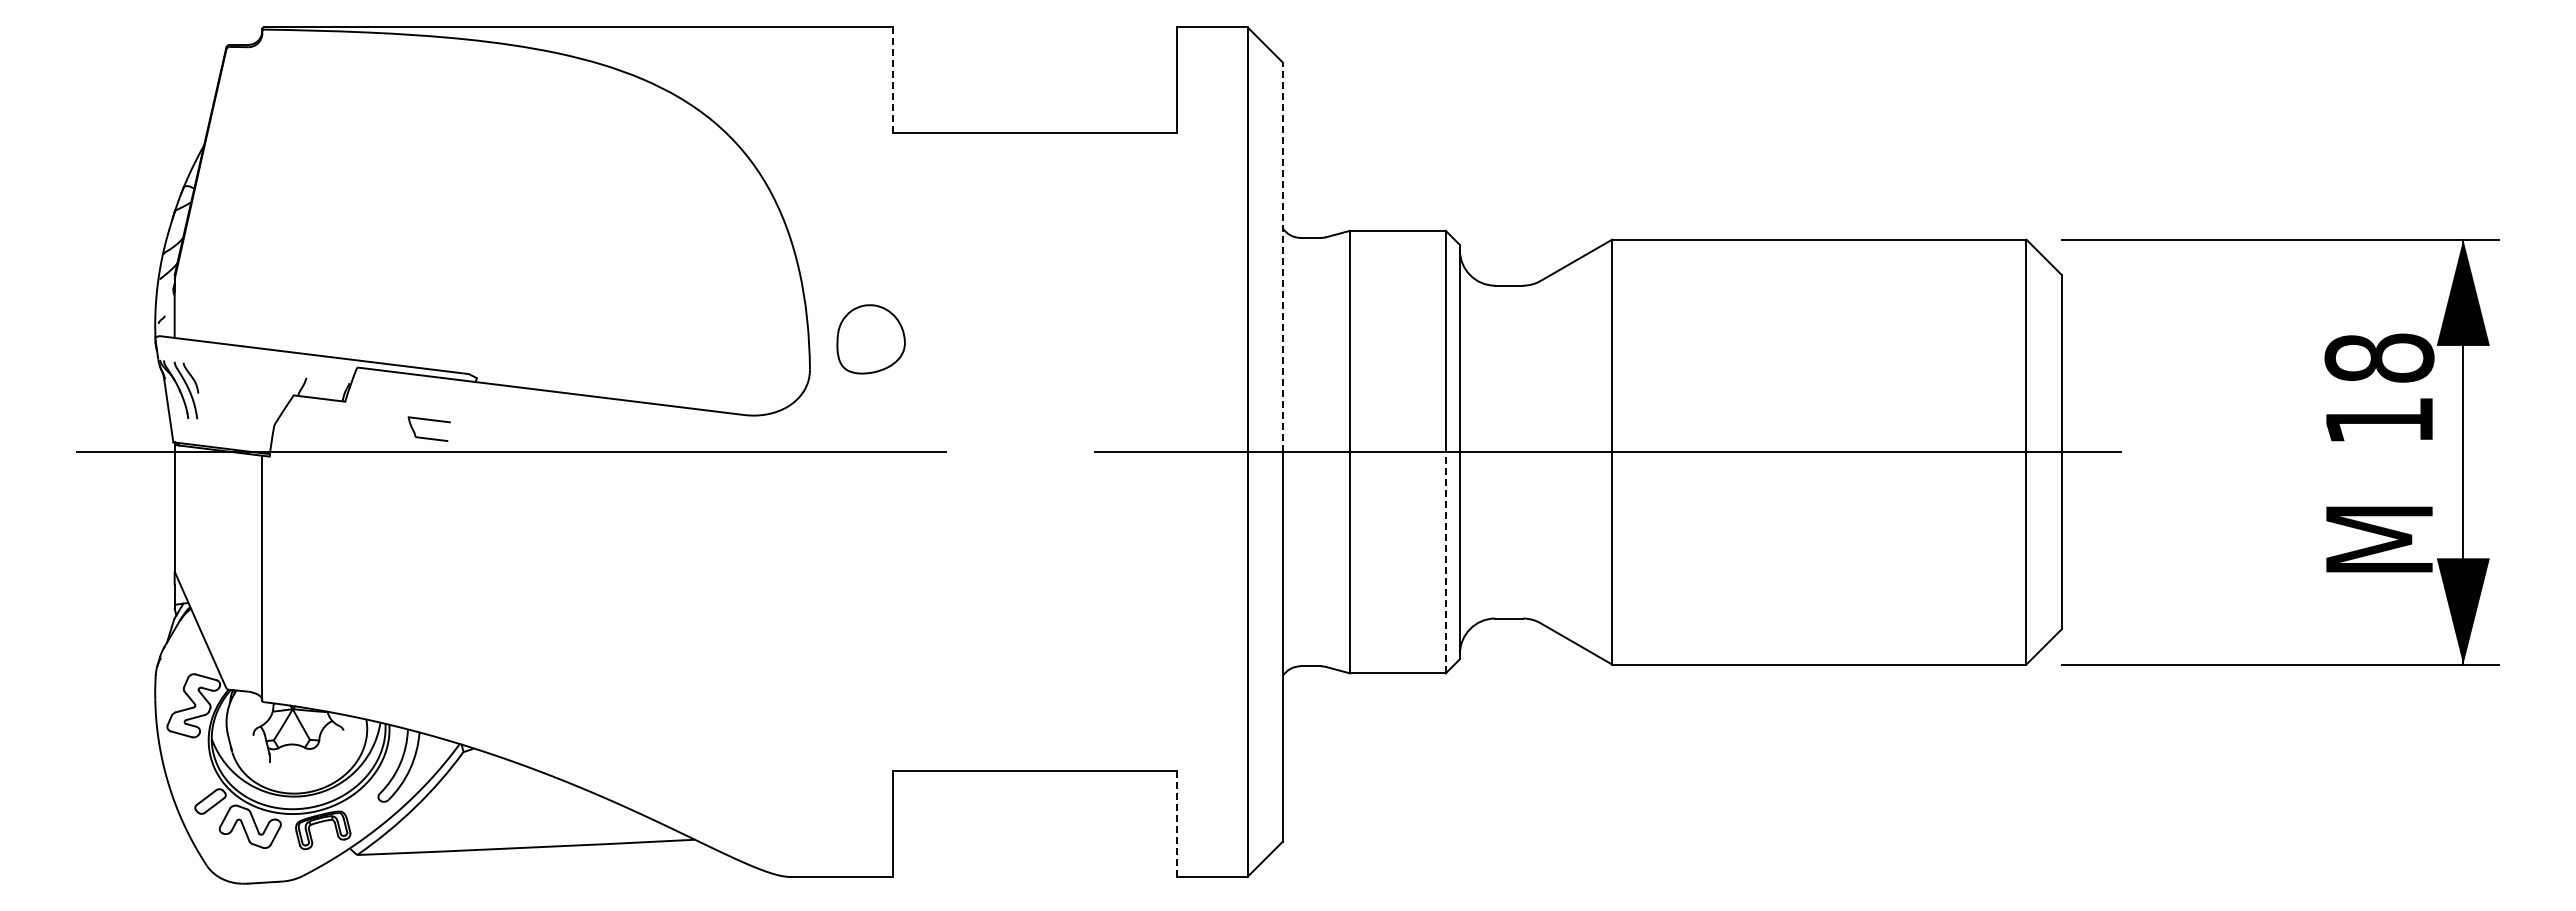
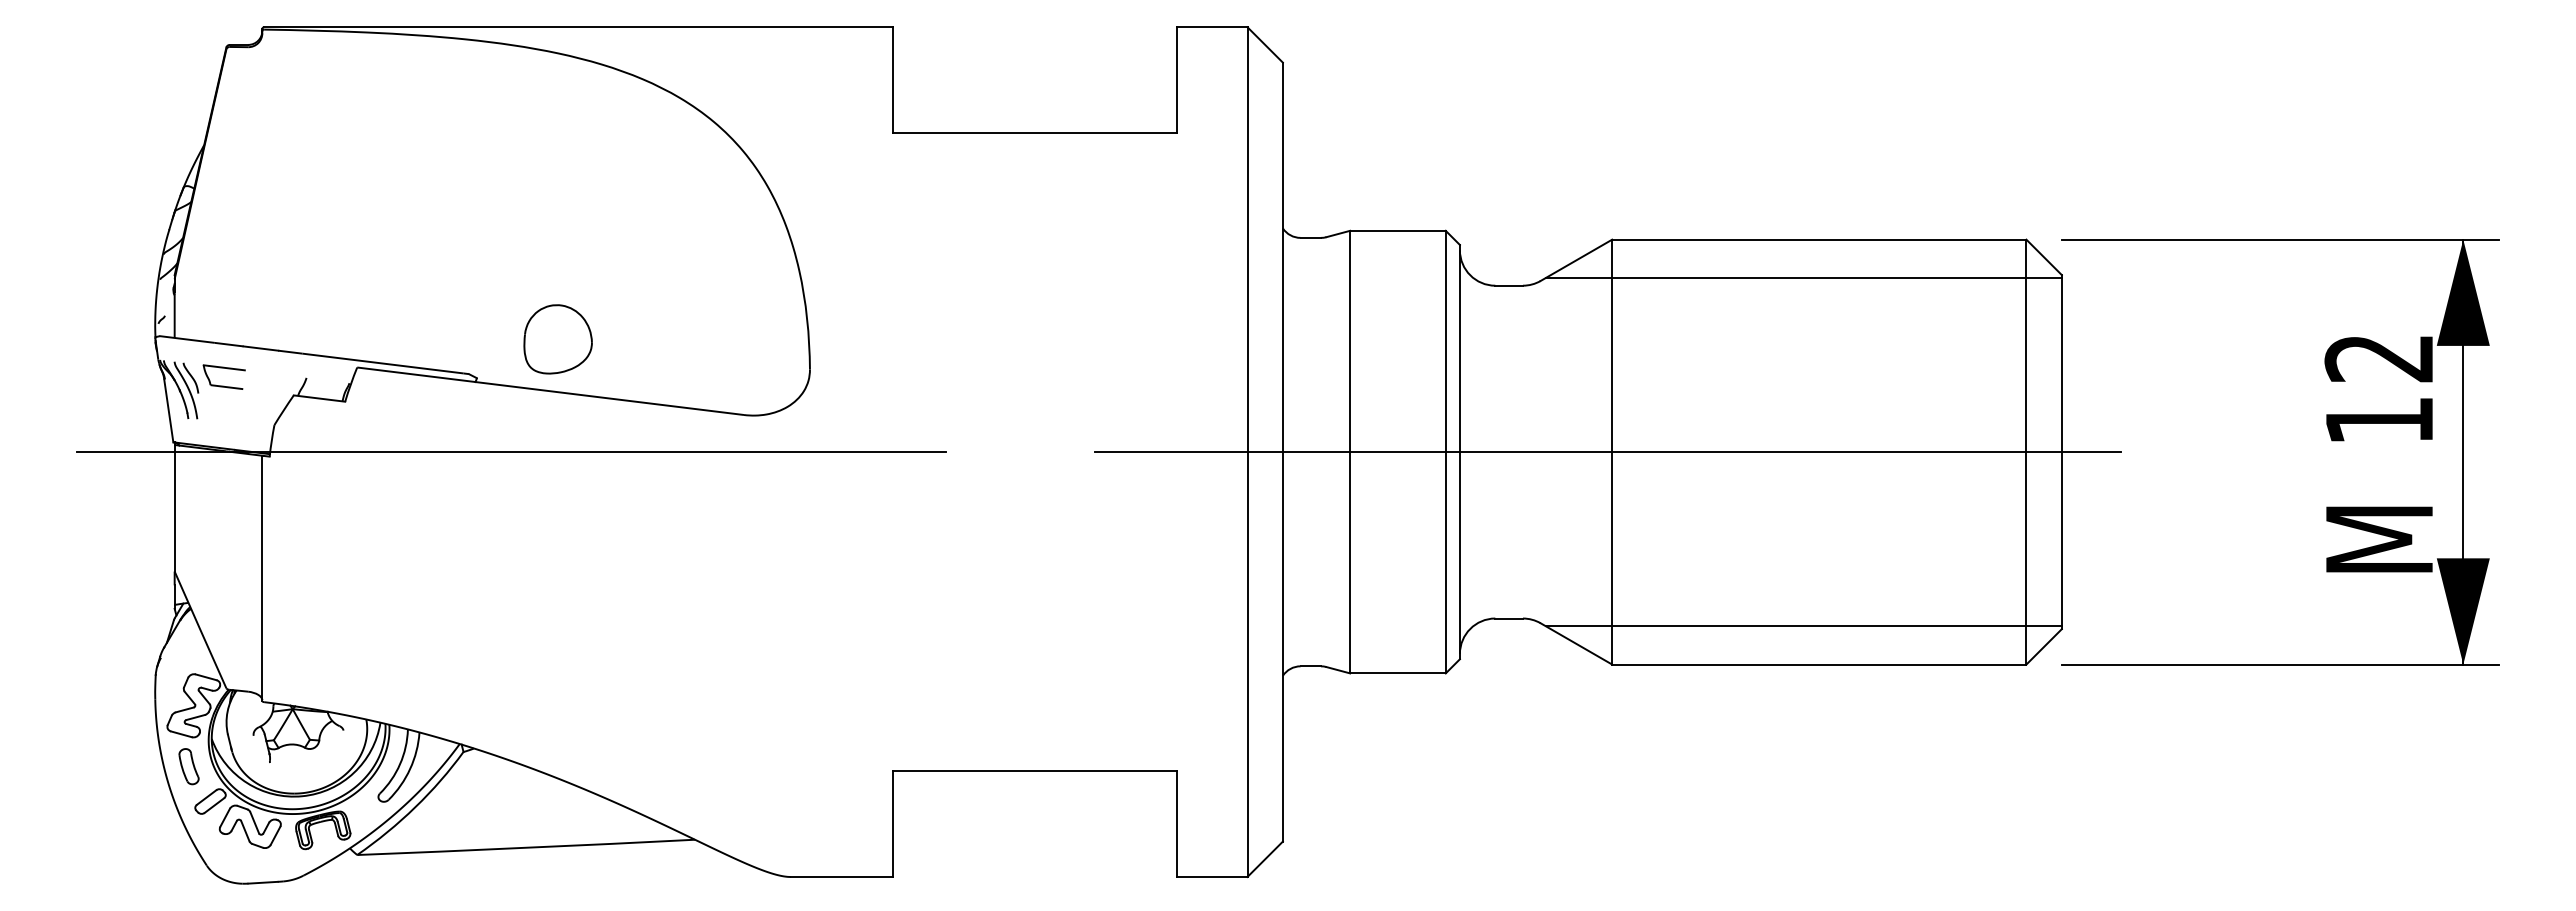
line: dashed -> solid (893, 80)
line: dashed -> solid (1282, 257)
line: none -> present (1803, 277)
part position: (870, 339) -> (557, 339) (557, 339)
text: 18 -> 12 (2379, 357)
part position: (428, 420) -> (223, 368) (223, 368)
line: dashed -> solid (1445, 562)
line: none -> present (1803, 626)
part: none -> present (188, 766)
line: dashed -> solid (1176, 823)
